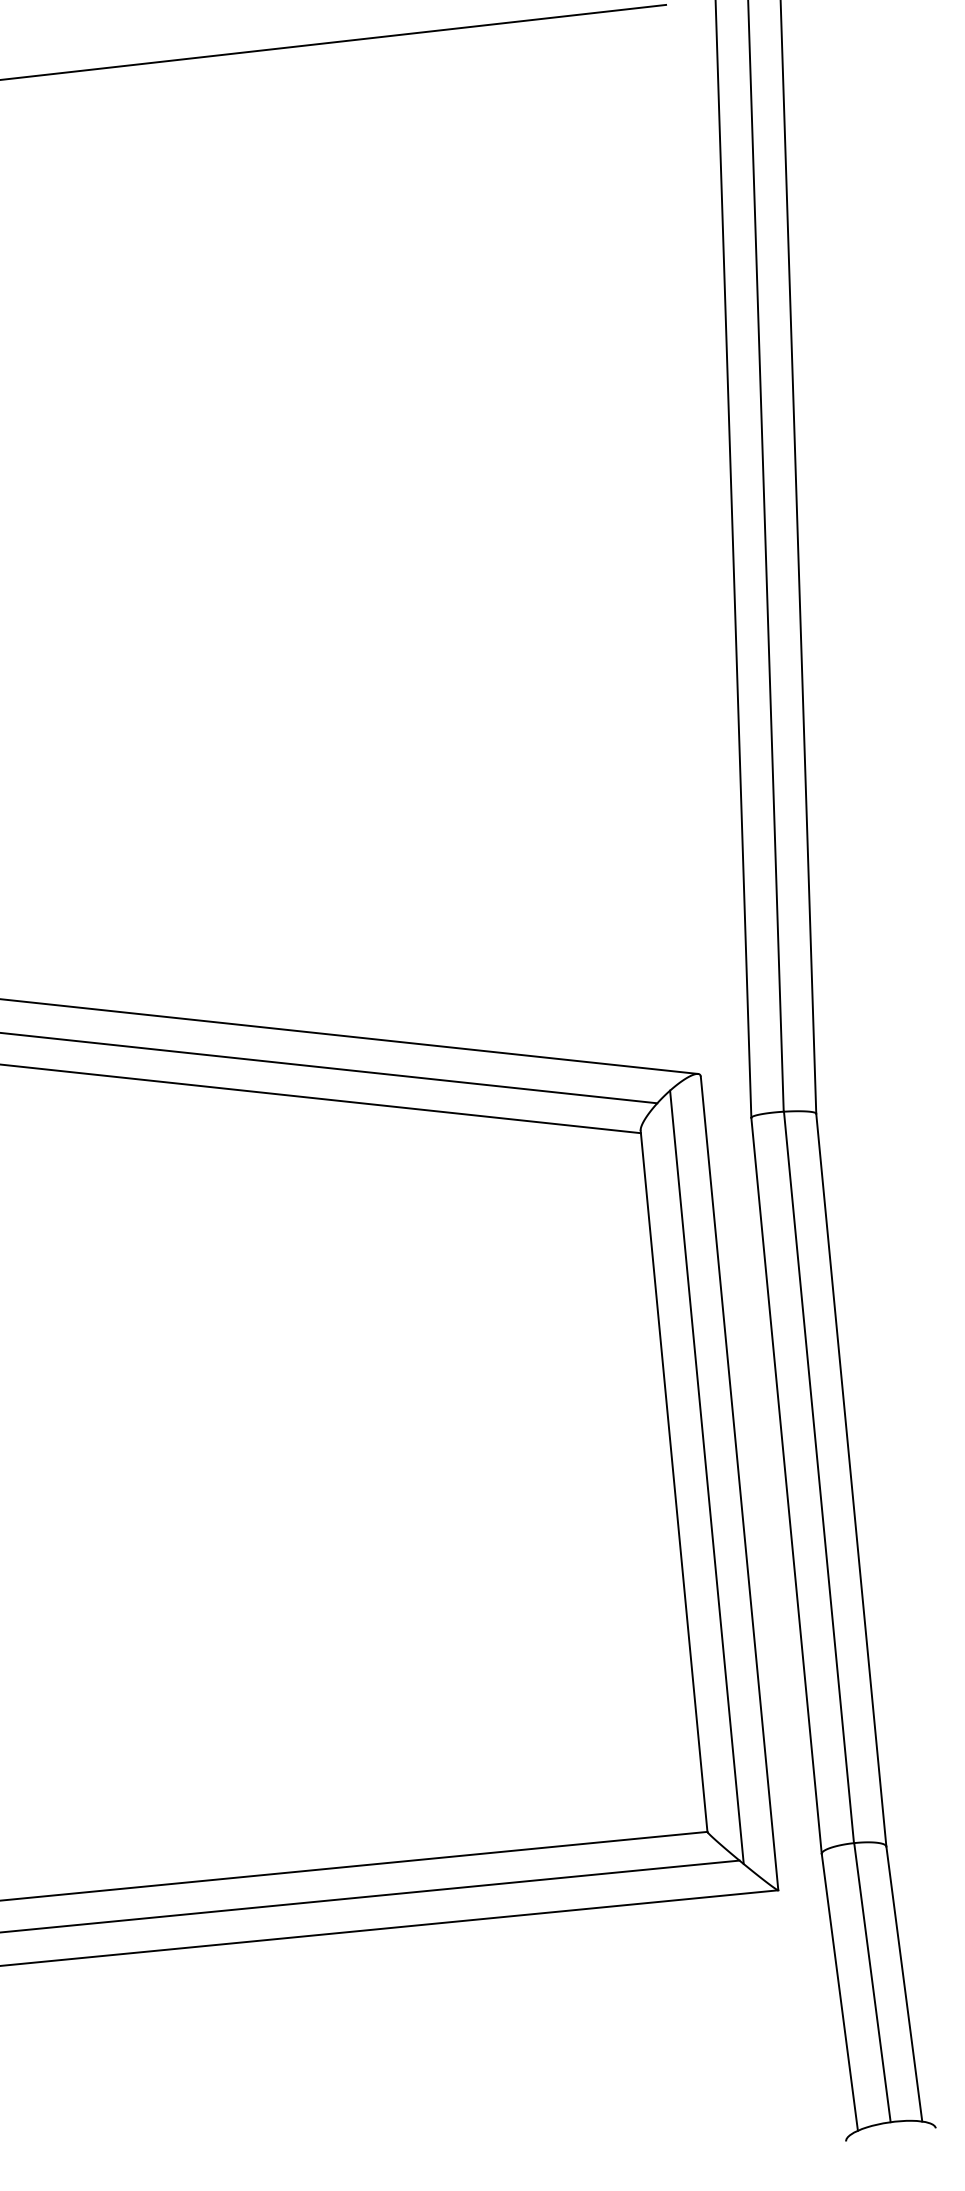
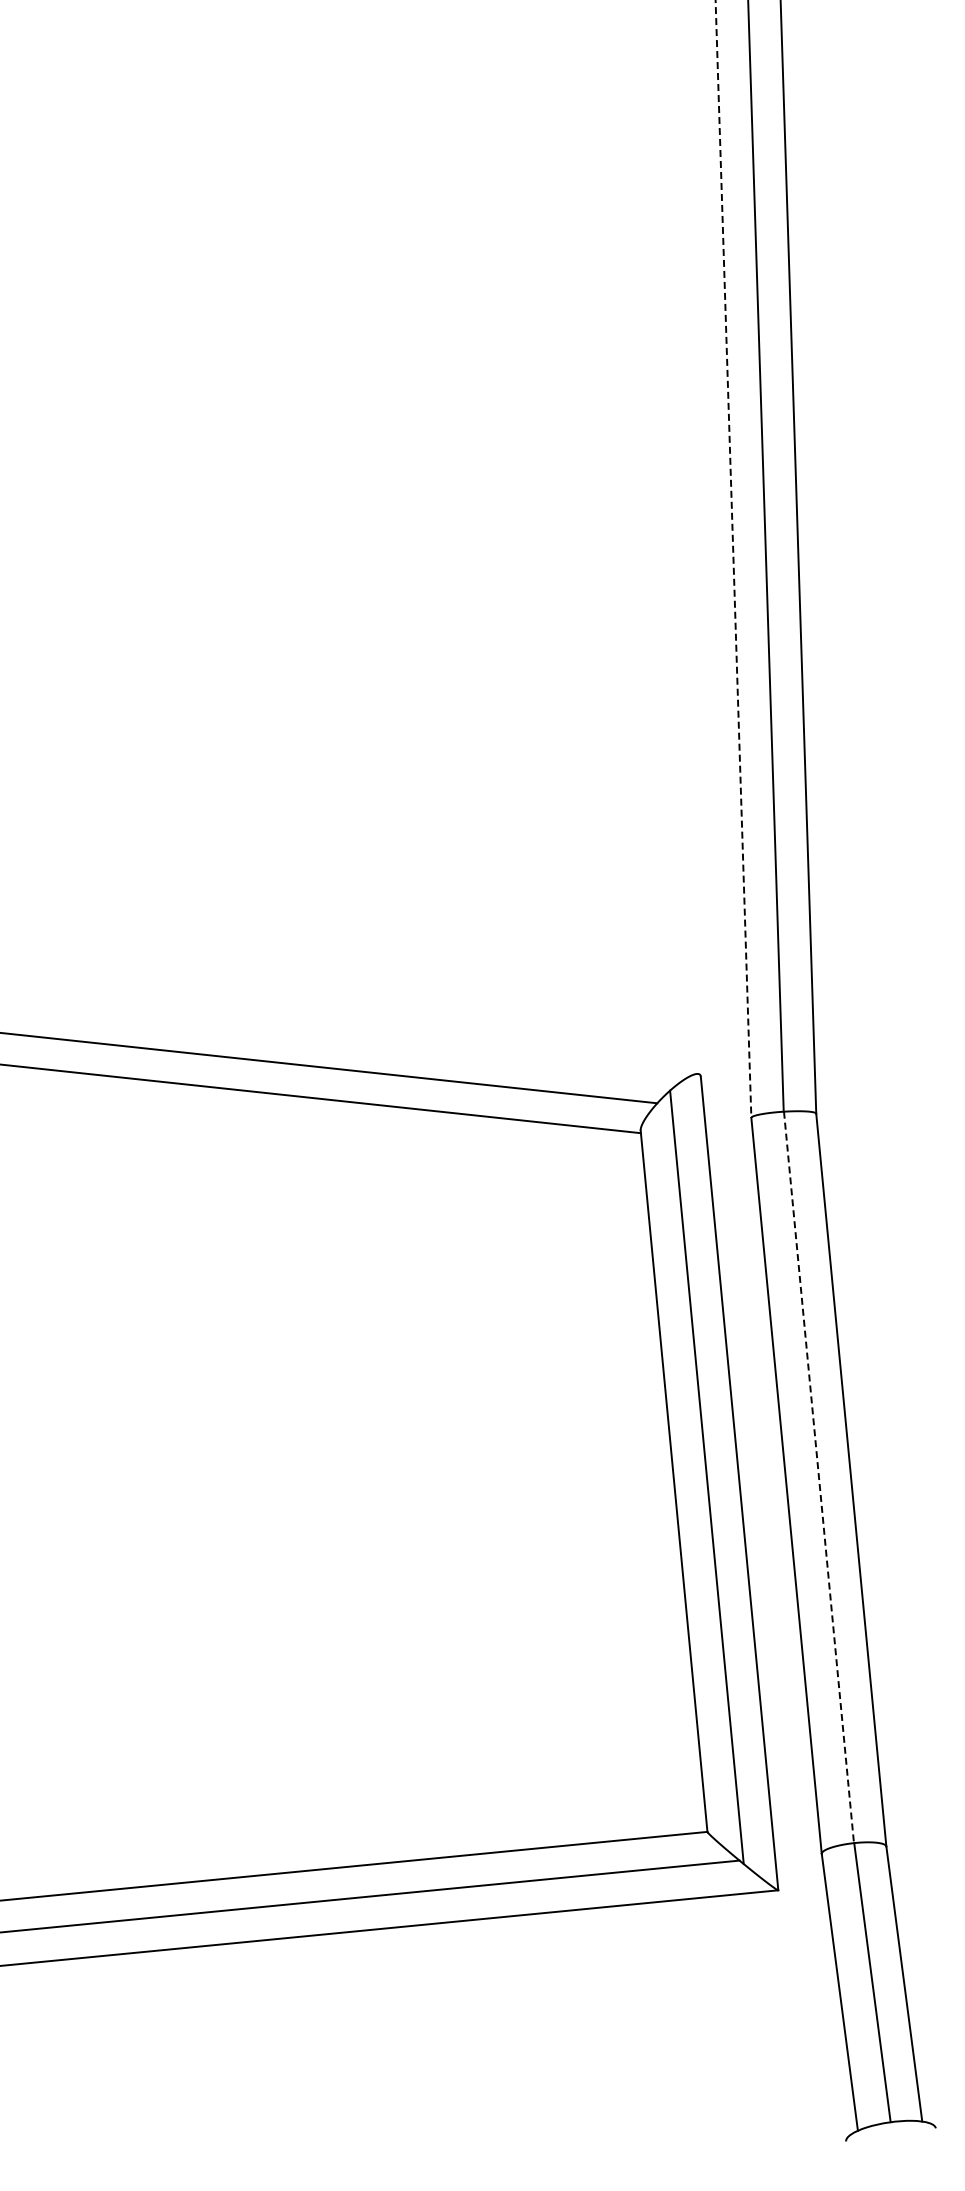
line: present -> none (334, 41)
line: solid -> dashed (733, 559)
line: present -> none (350, 1036)
line: solid -> dashed (819, 1477)
